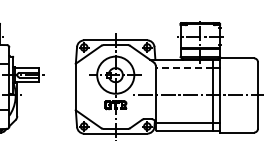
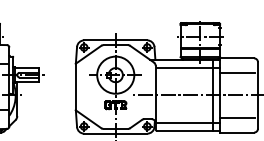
line: dashed -> solid (185, 68)
line: none -> present (237, 72)
line: none -> present (237, 118)
